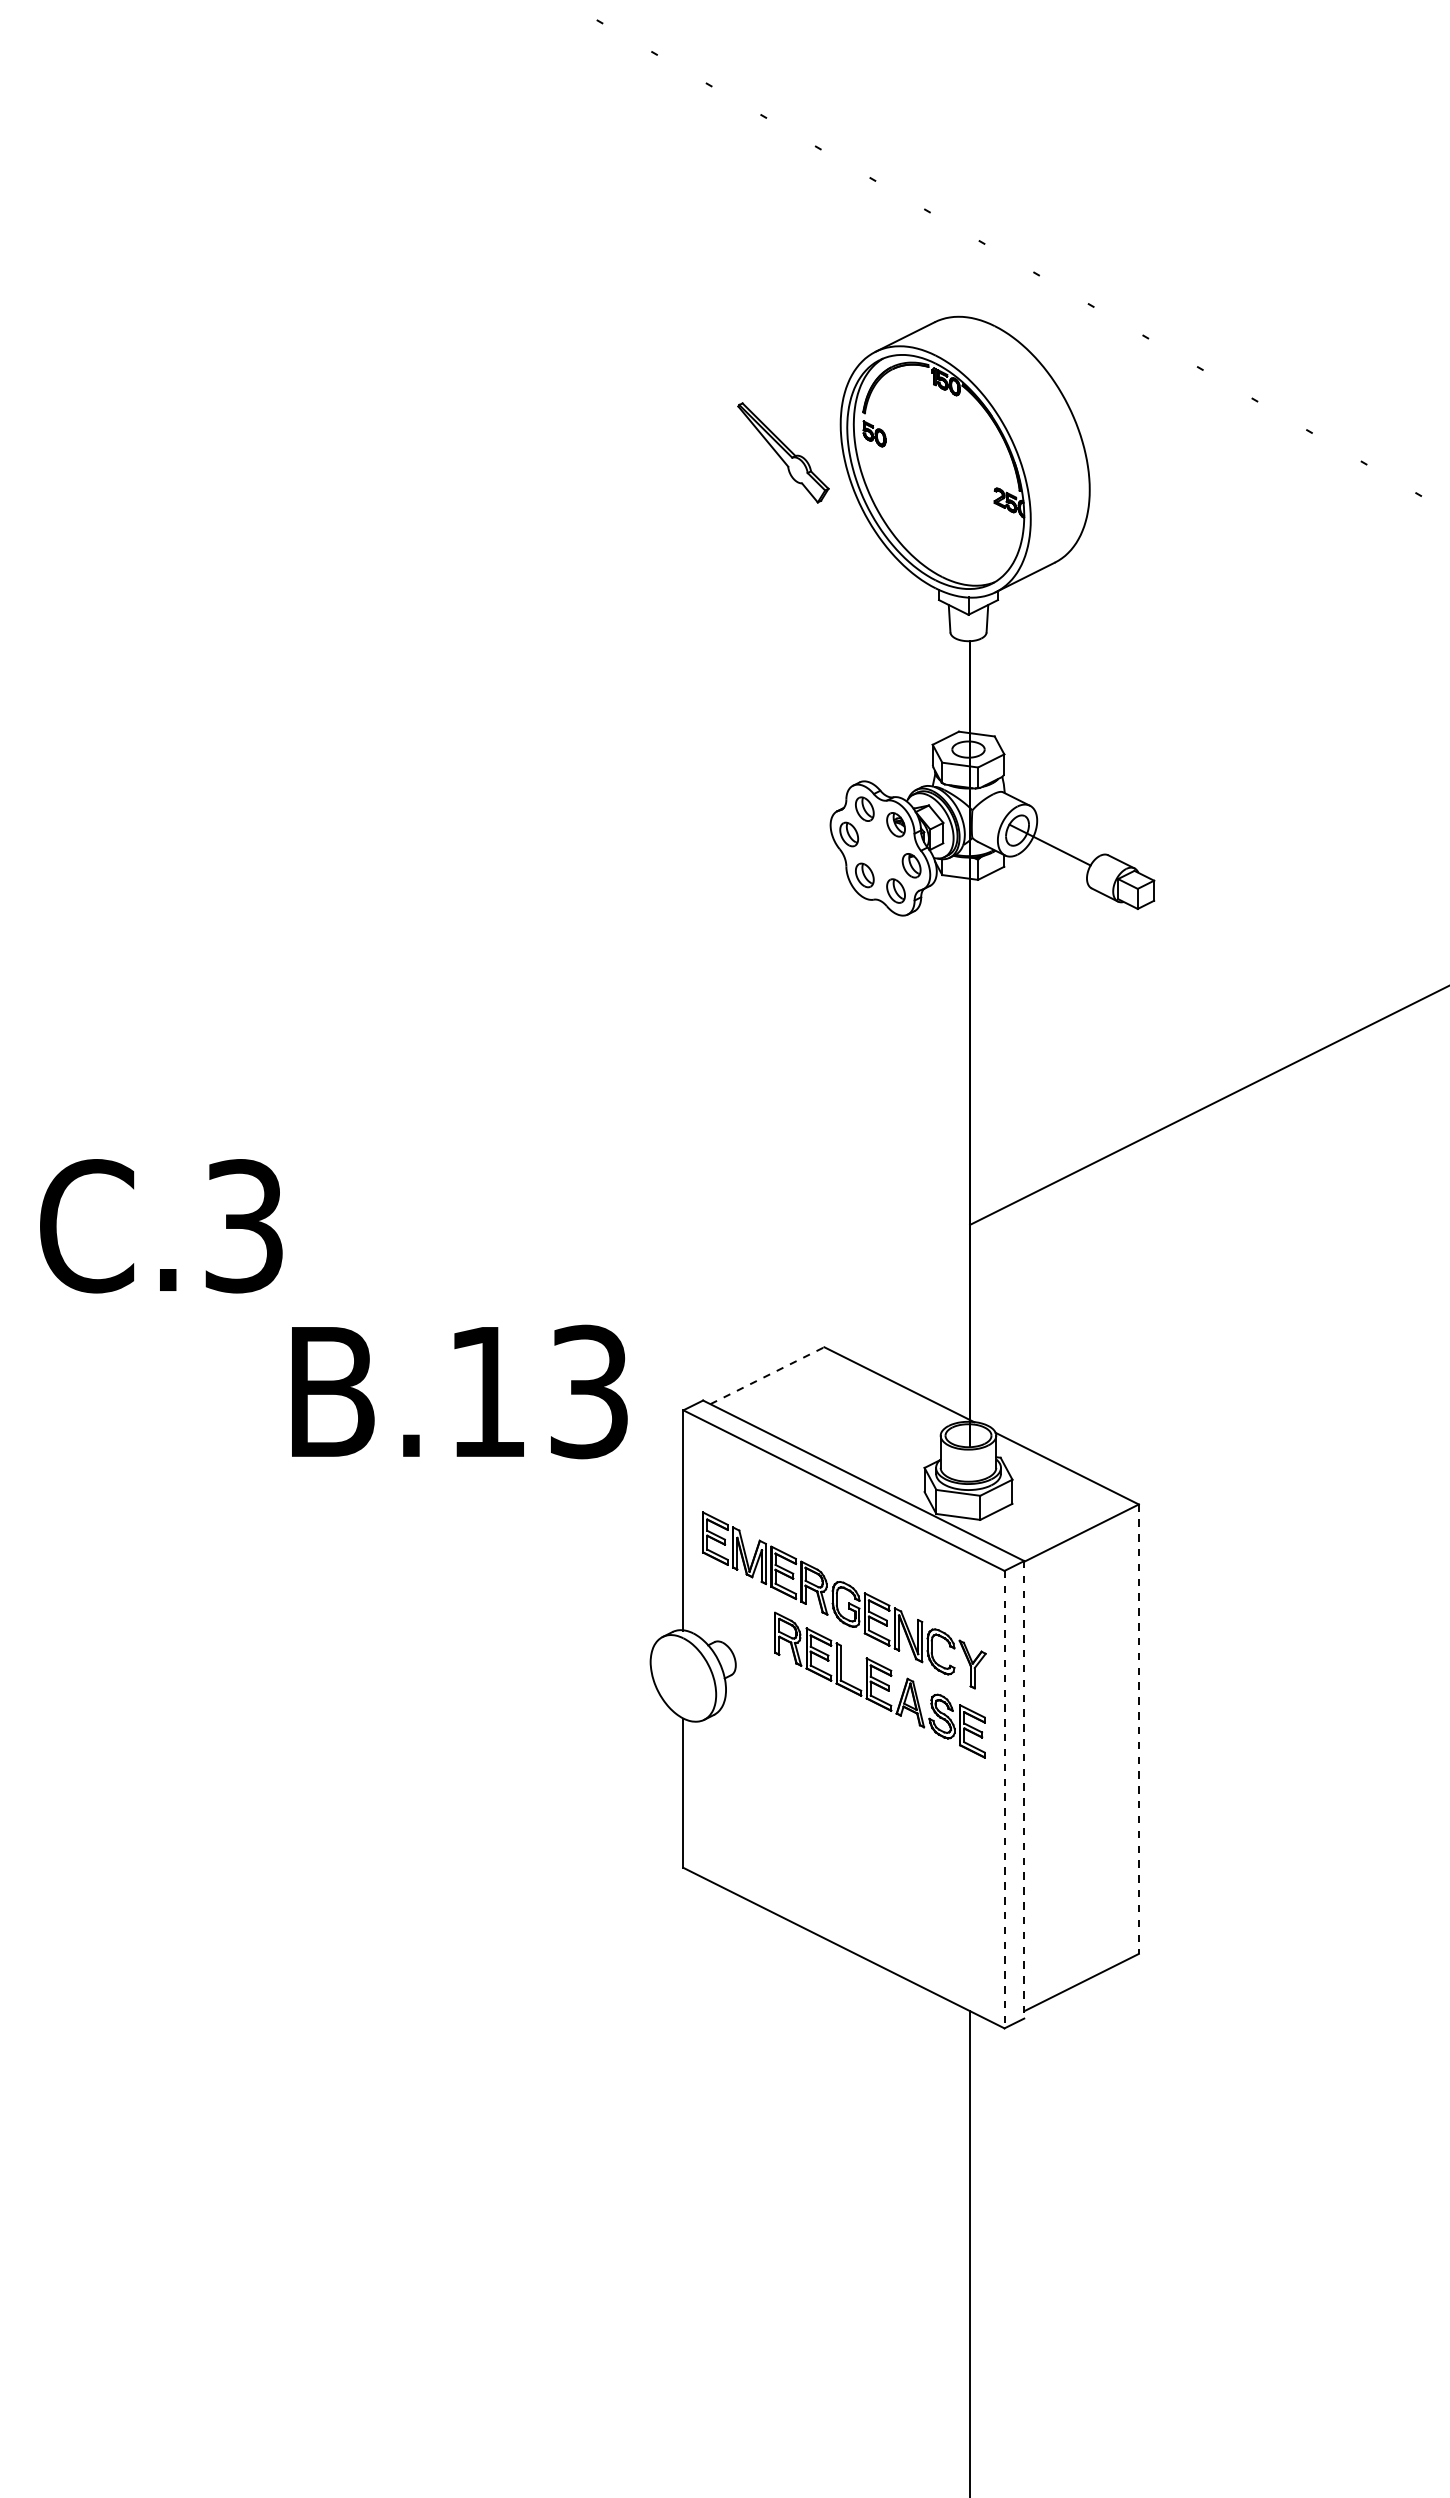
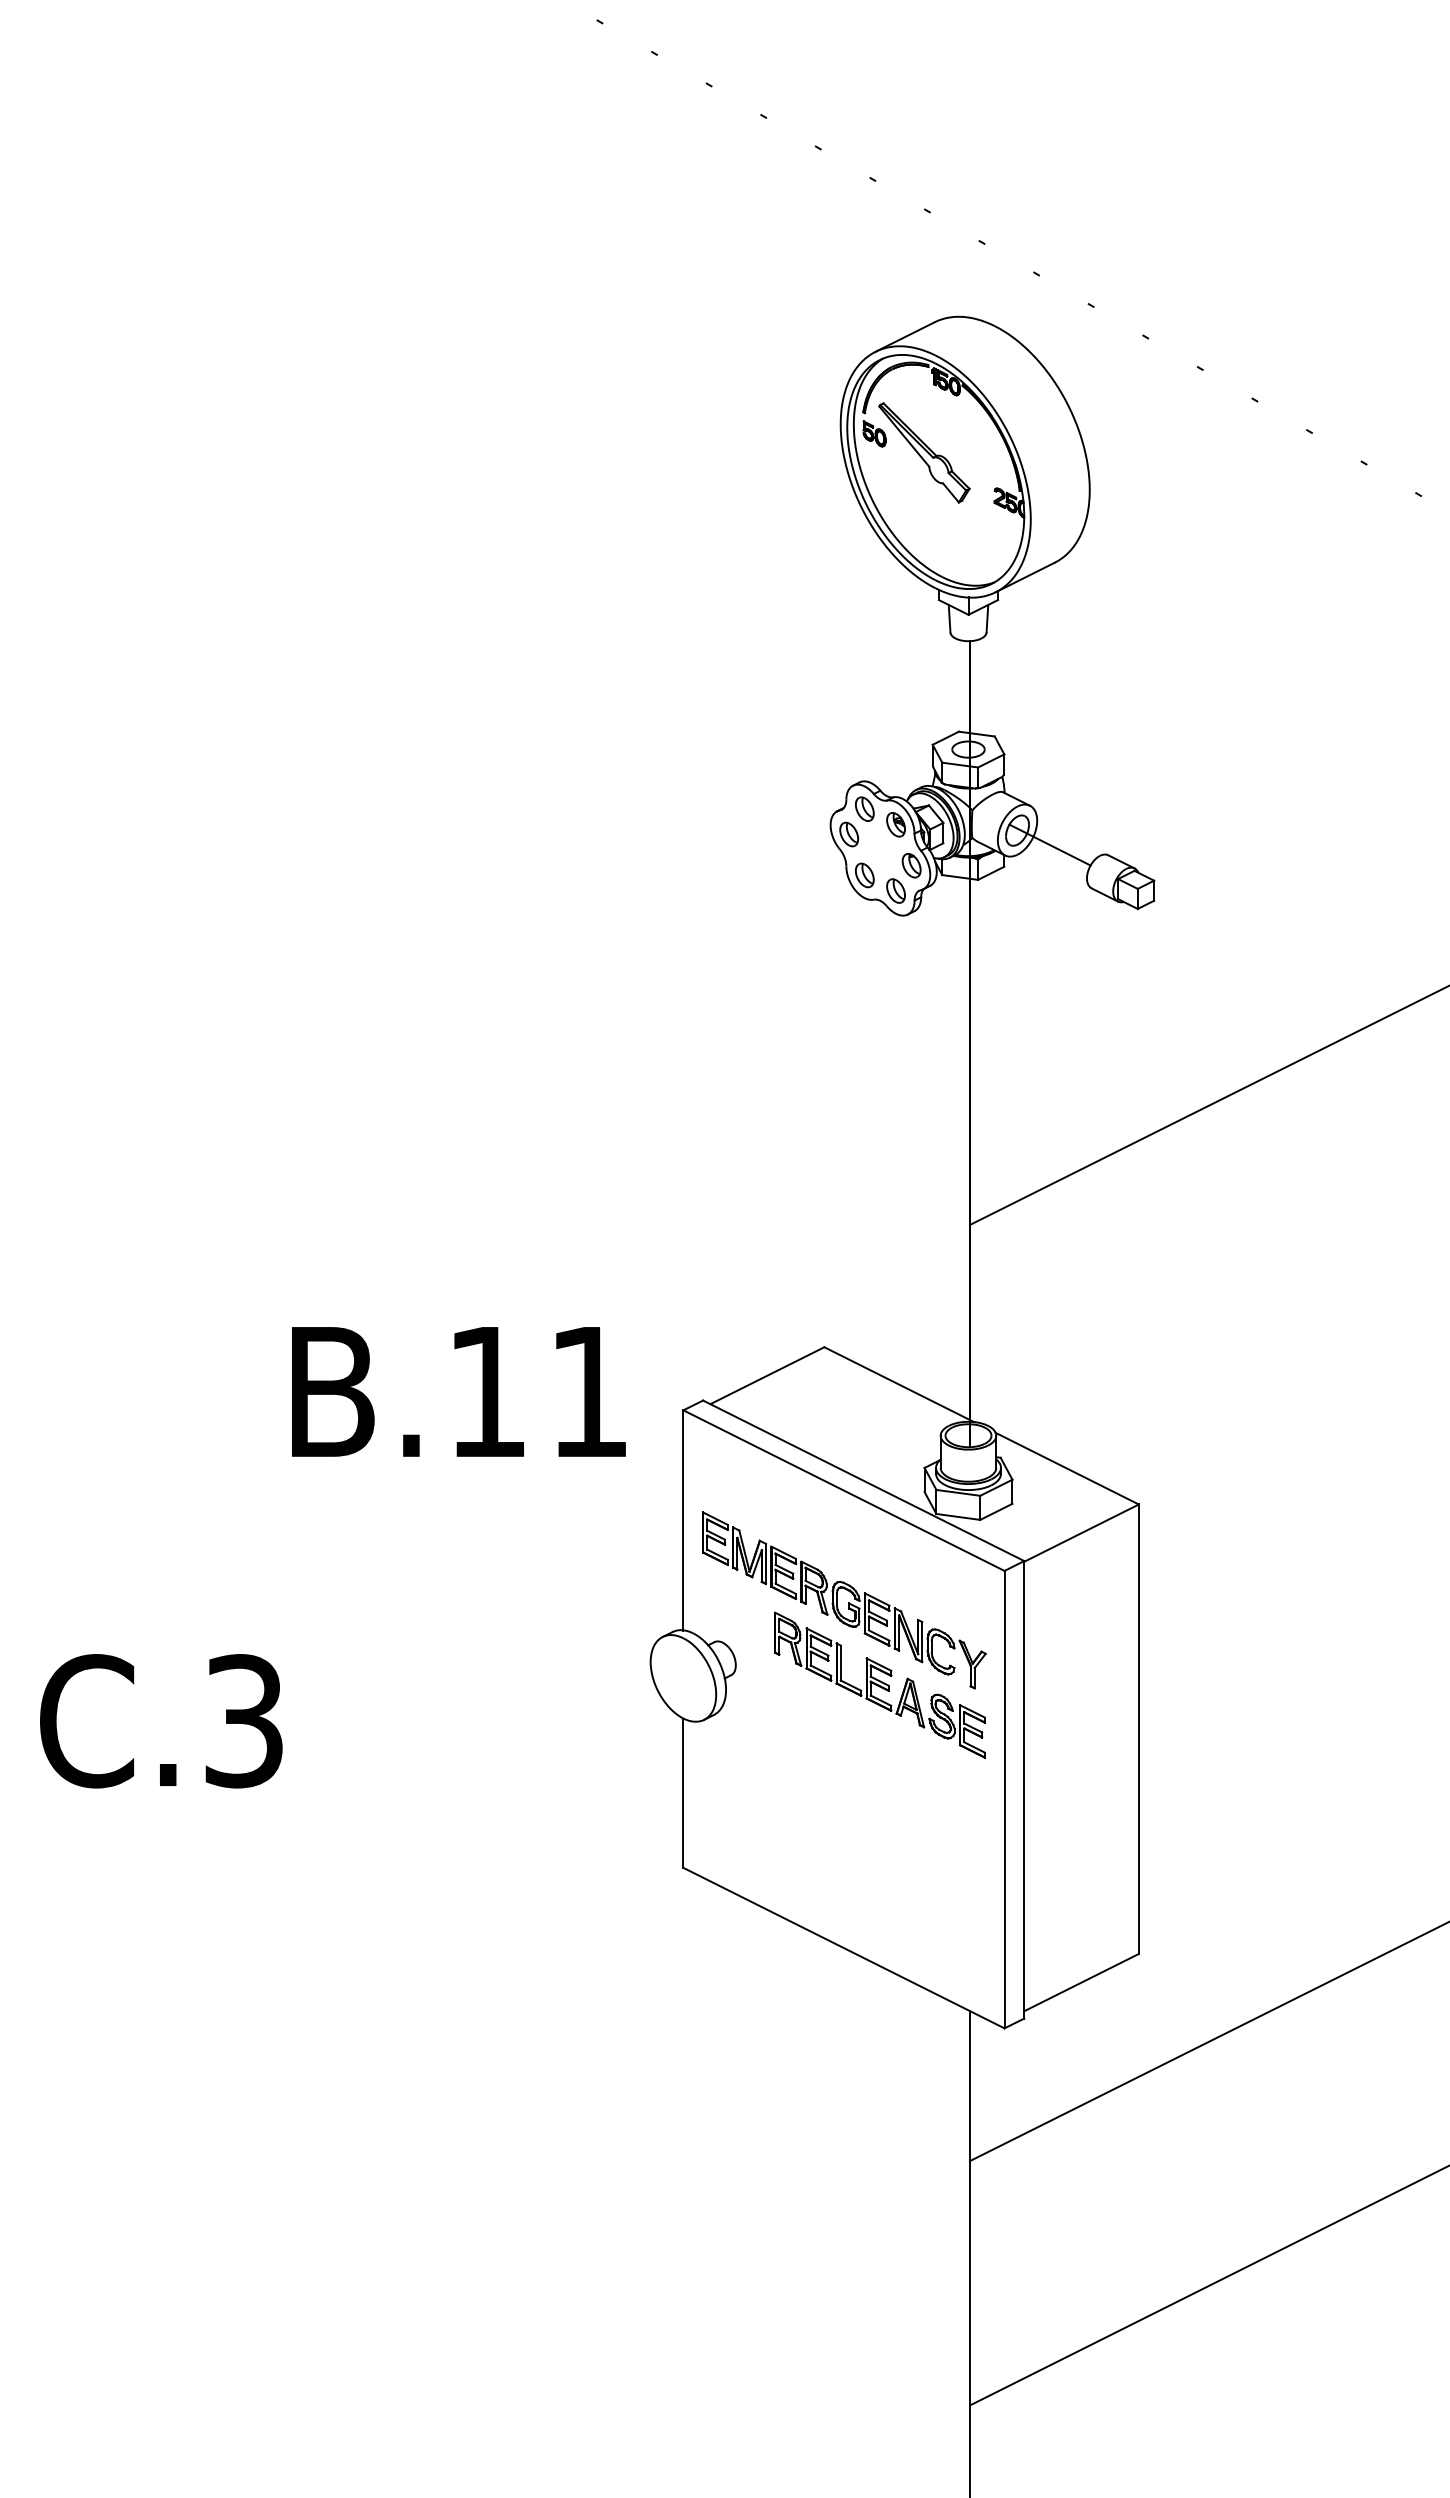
part position: (783, 452) -> (924, 452) (924, 452)
text position: (161, 1226) -> (161, 1721) (161, 1721)
line: dashed -> solid (767, 1375)
text: B.13 -> B.11 (589, 1391)
line: dashed -> solid (1138, 1729)
line: dashed -> solid (1024, 1789)
line: dashed -> solid (1004, 1799)
line: none -> present (1208, 2042)
line: none -> present (1208, 2286)
